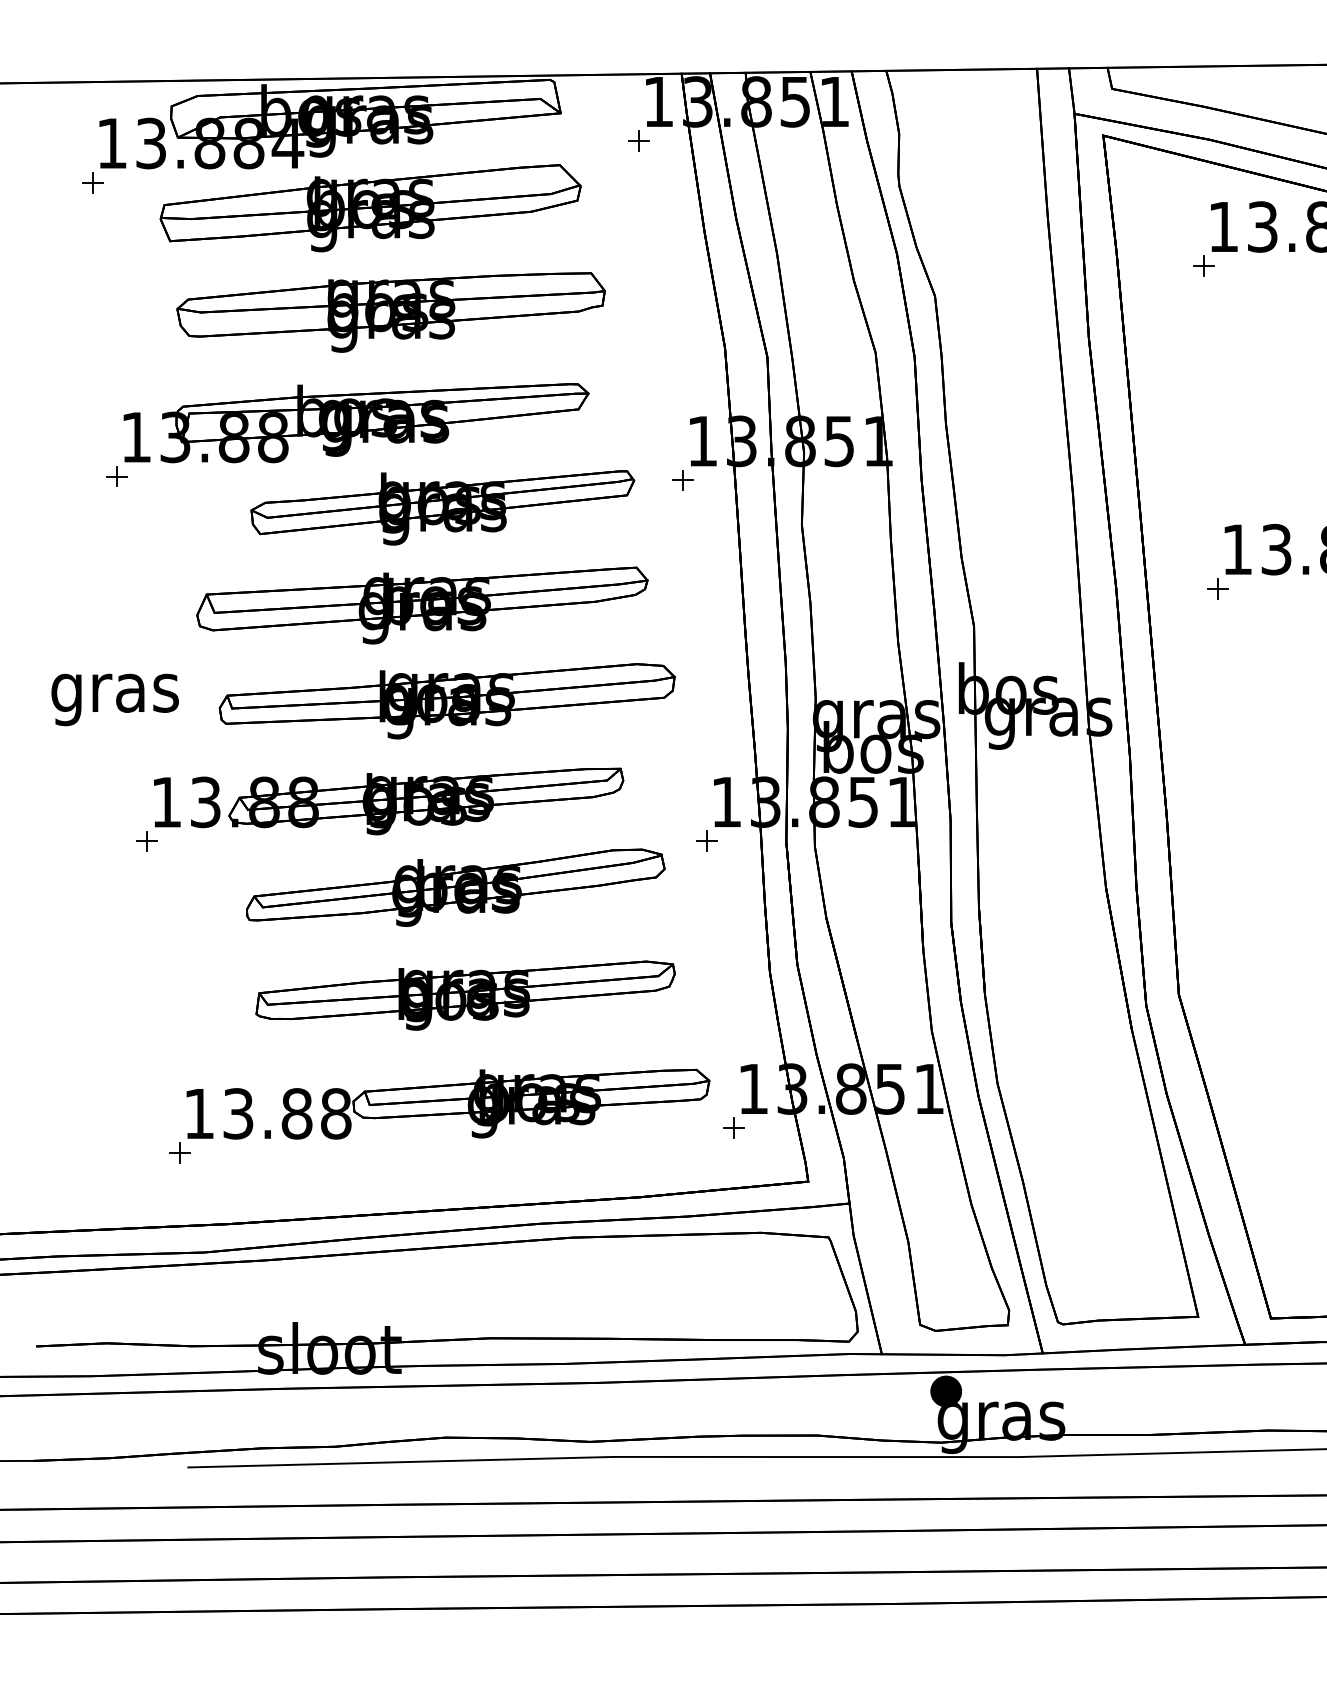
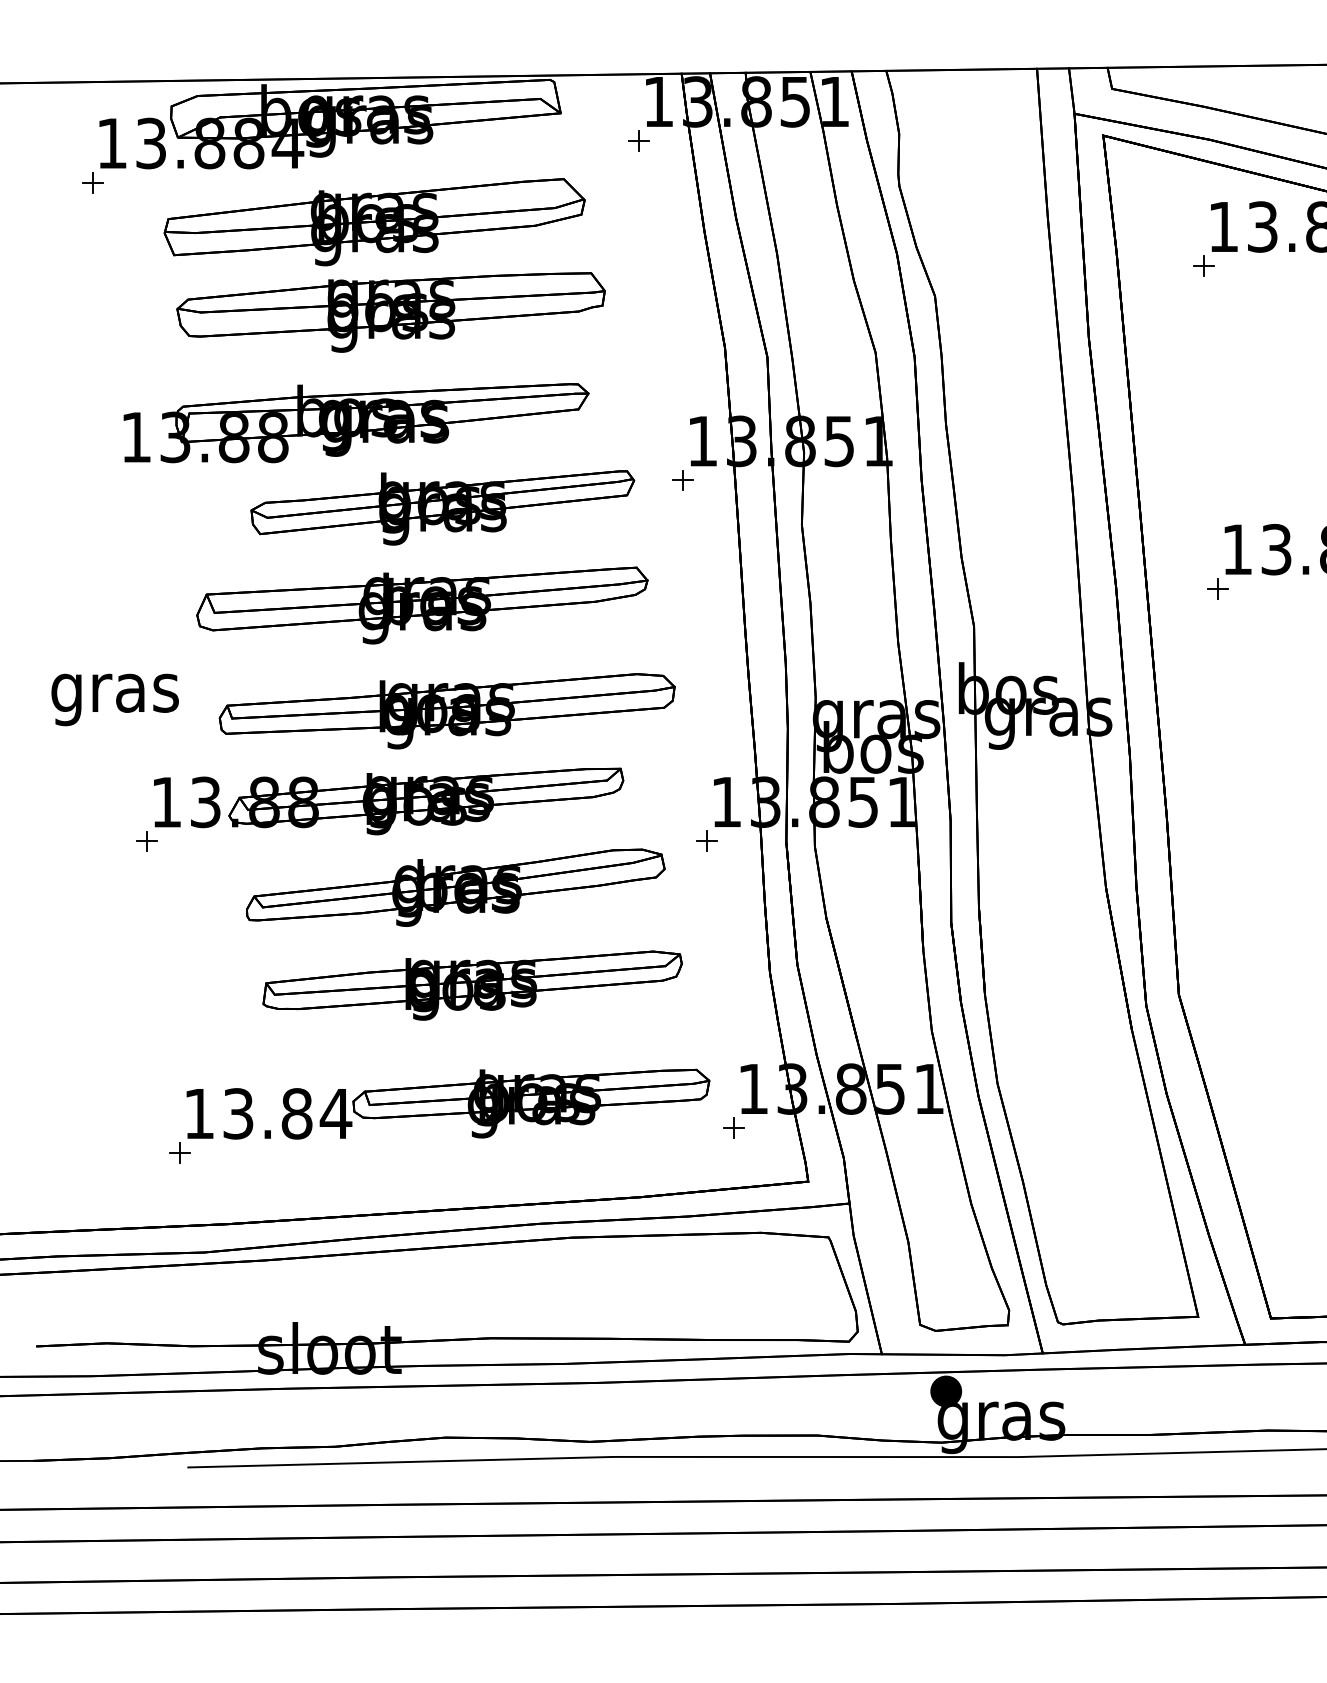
part position: (370, 208) -> (374, 222) (374, 222)
part: present -> none (116, 476)
part position: (446, 701) -> (446, 711) (446, 711)
part position: (465, 995) -> (472, 985) (472, 985)
text: 13.88 -> 13.84 (335, 1113)
